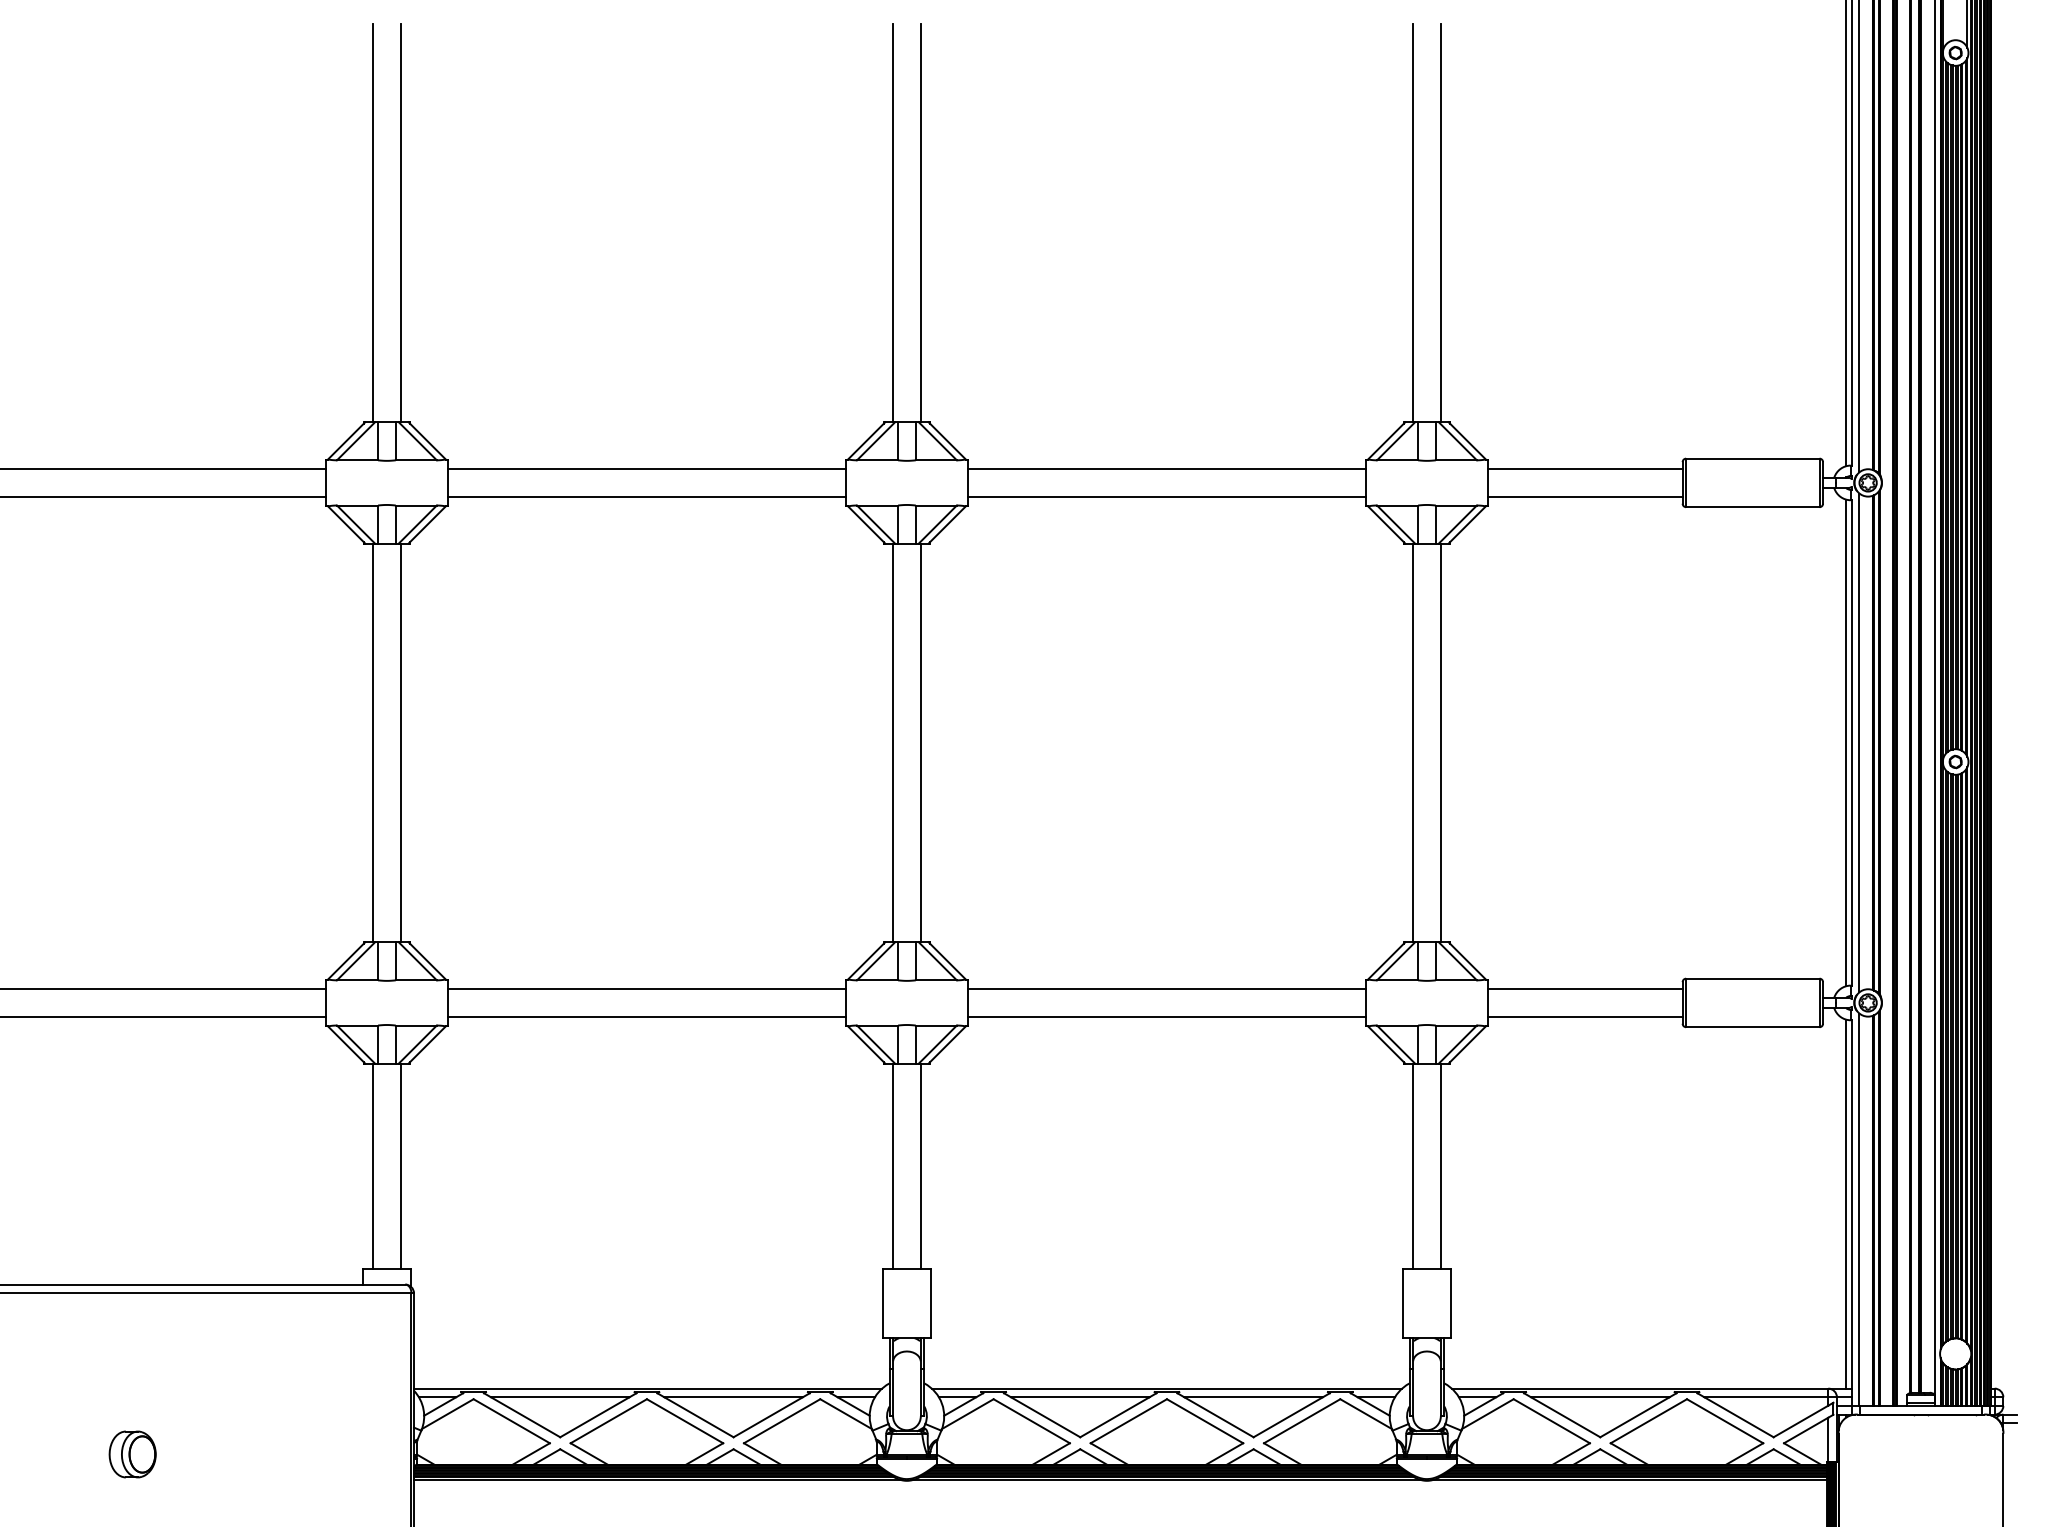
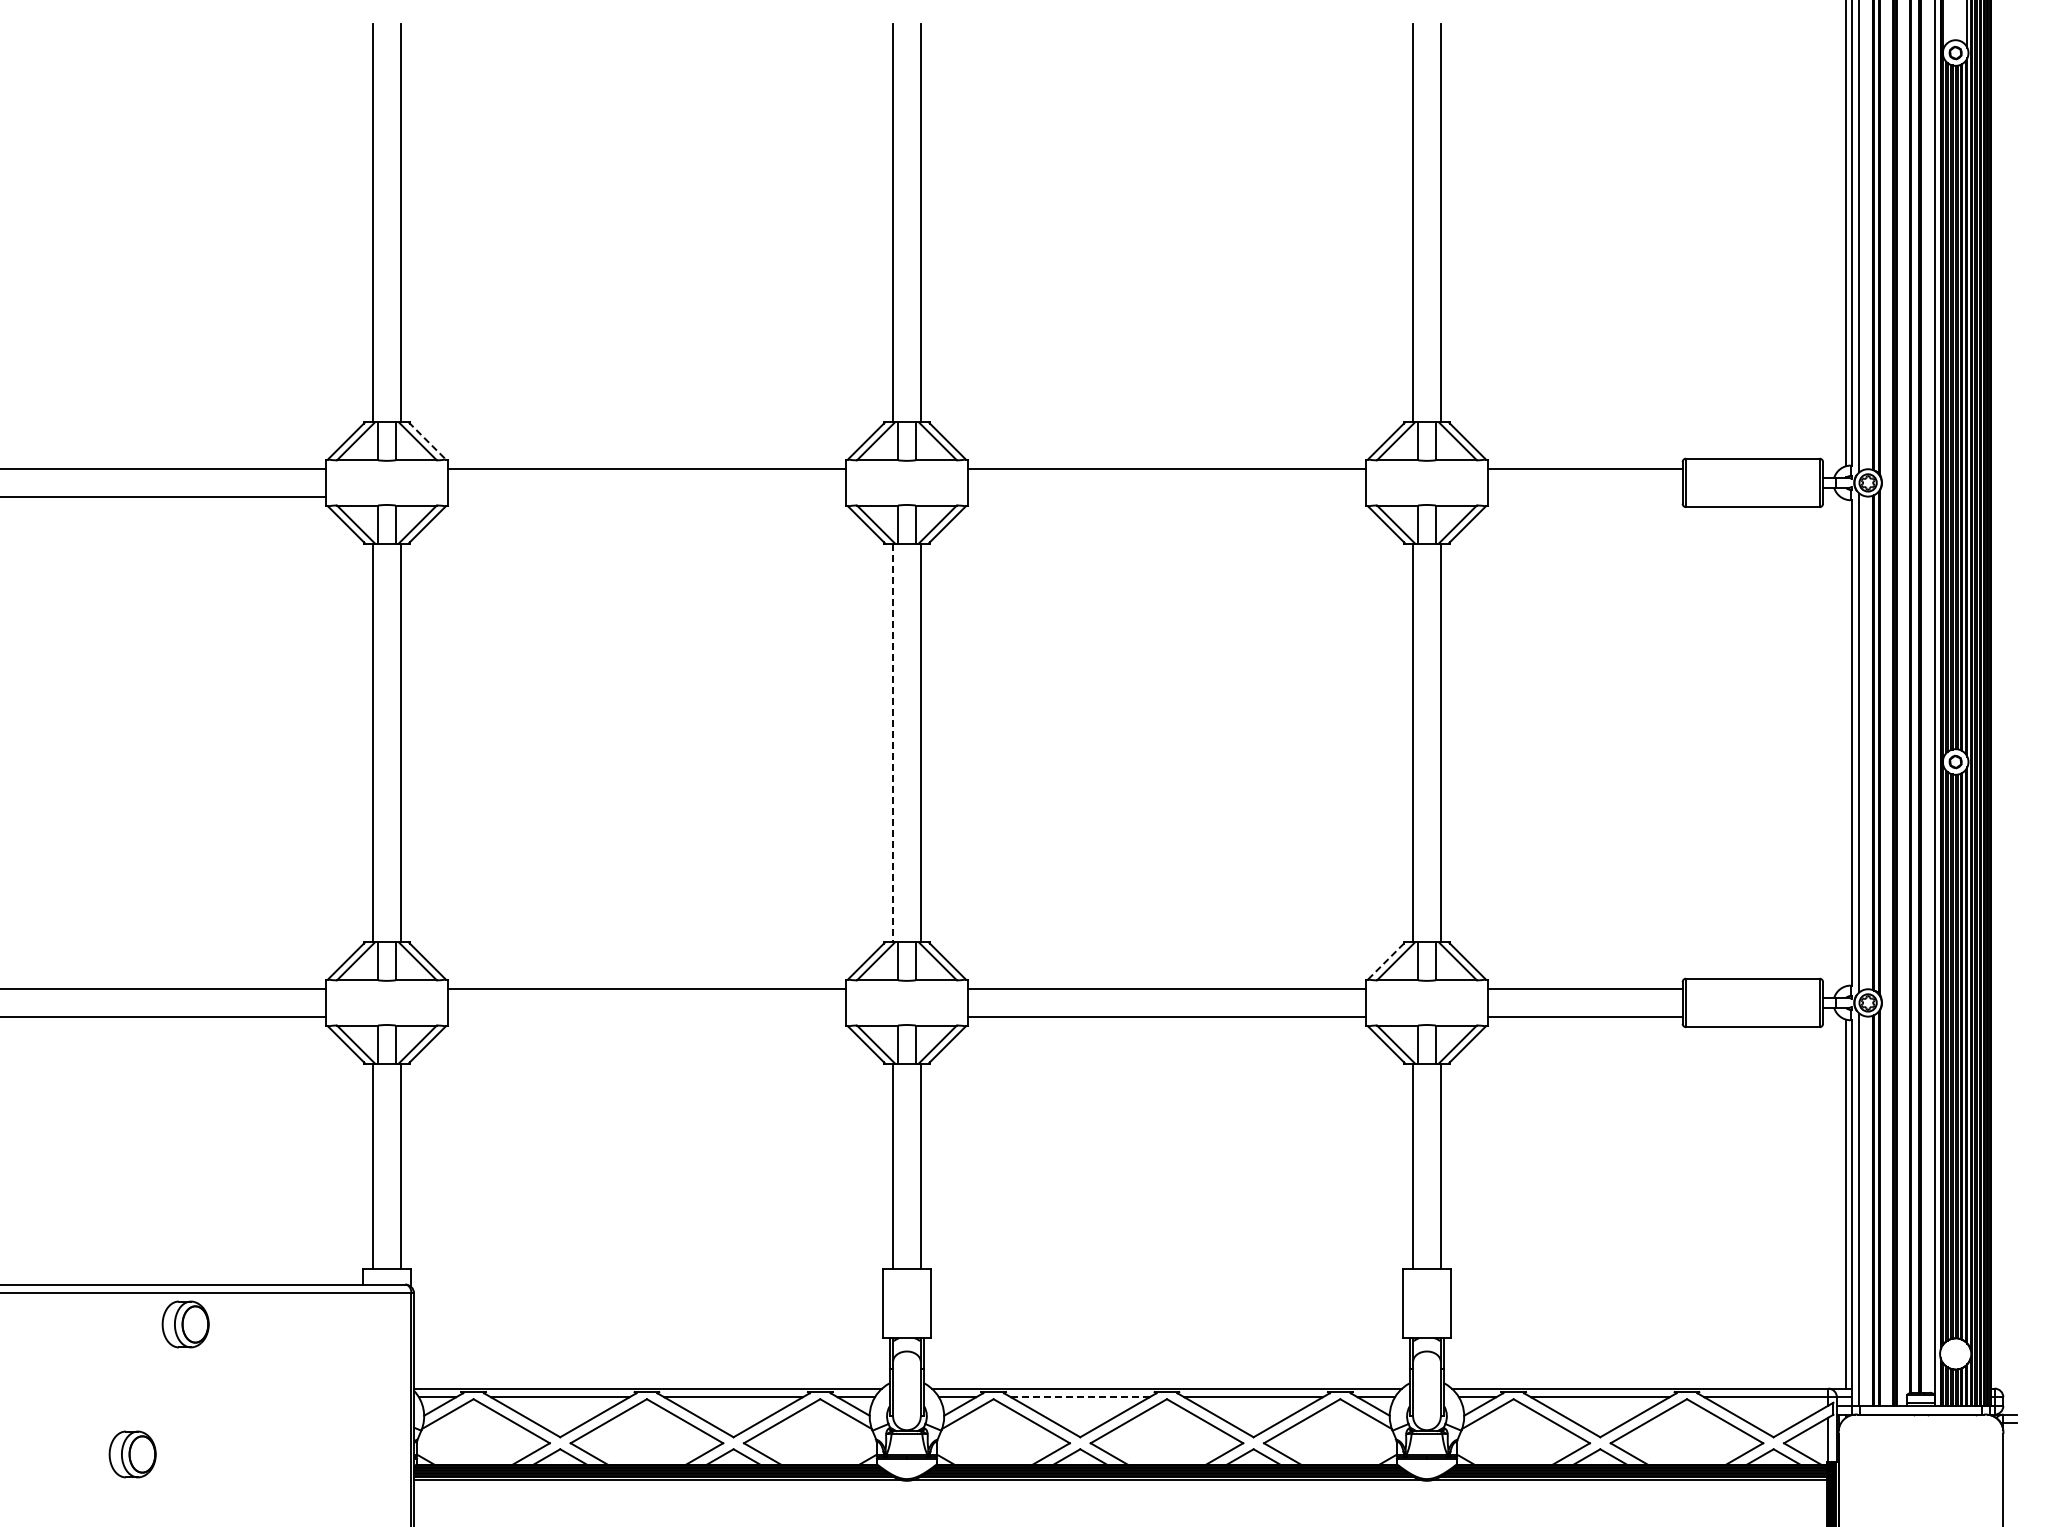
line: solid -> dashed (427, 441)
line: present -> none (646, 496)
line: present -> none (1166, 496)
line: present -> none (1584, 496)
line: present -> none (1846, 742)
line: solid -> dashed (893, 743)
line: solid -> dashed (1387, 960)
line: present -> none (646, 1016)
part: none -> present (185, 1324)
line: solid -> dashed (1079, 1397)
